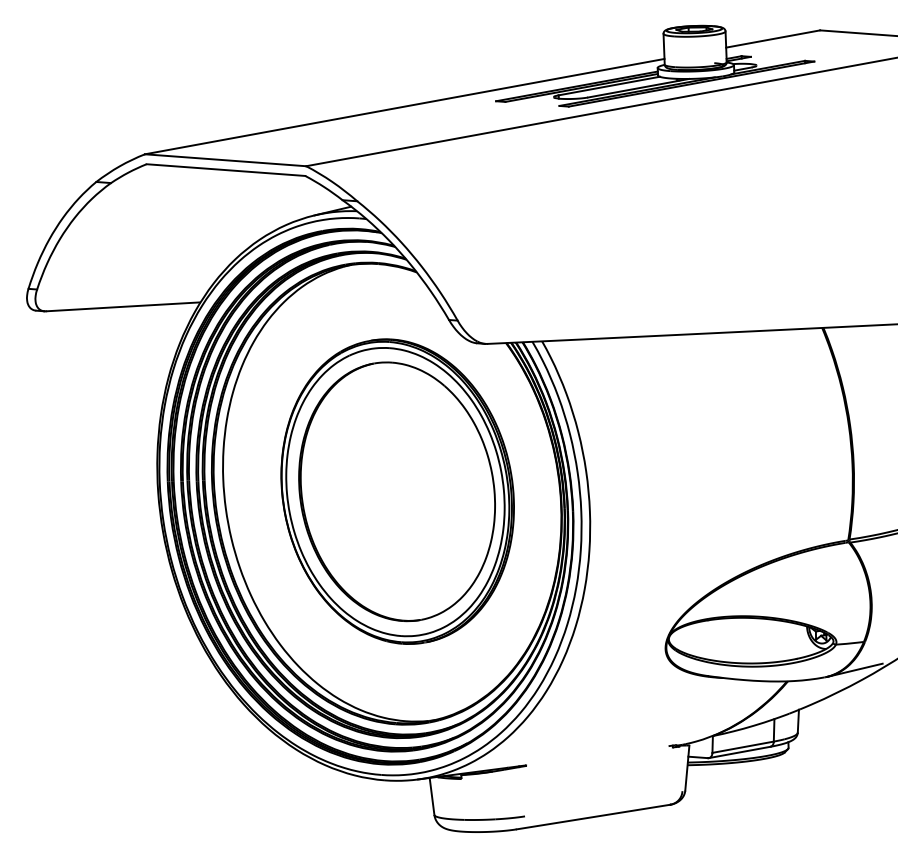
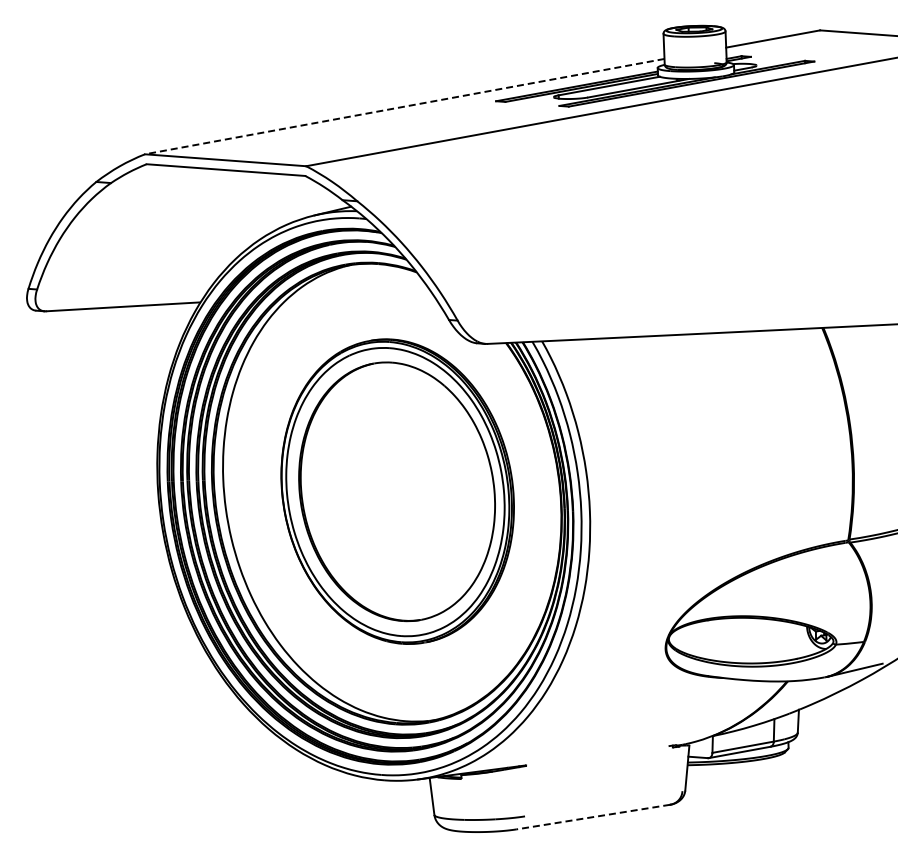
line: solid -> dashed (404, 106)
line: solid -> dashed (593, 817)
